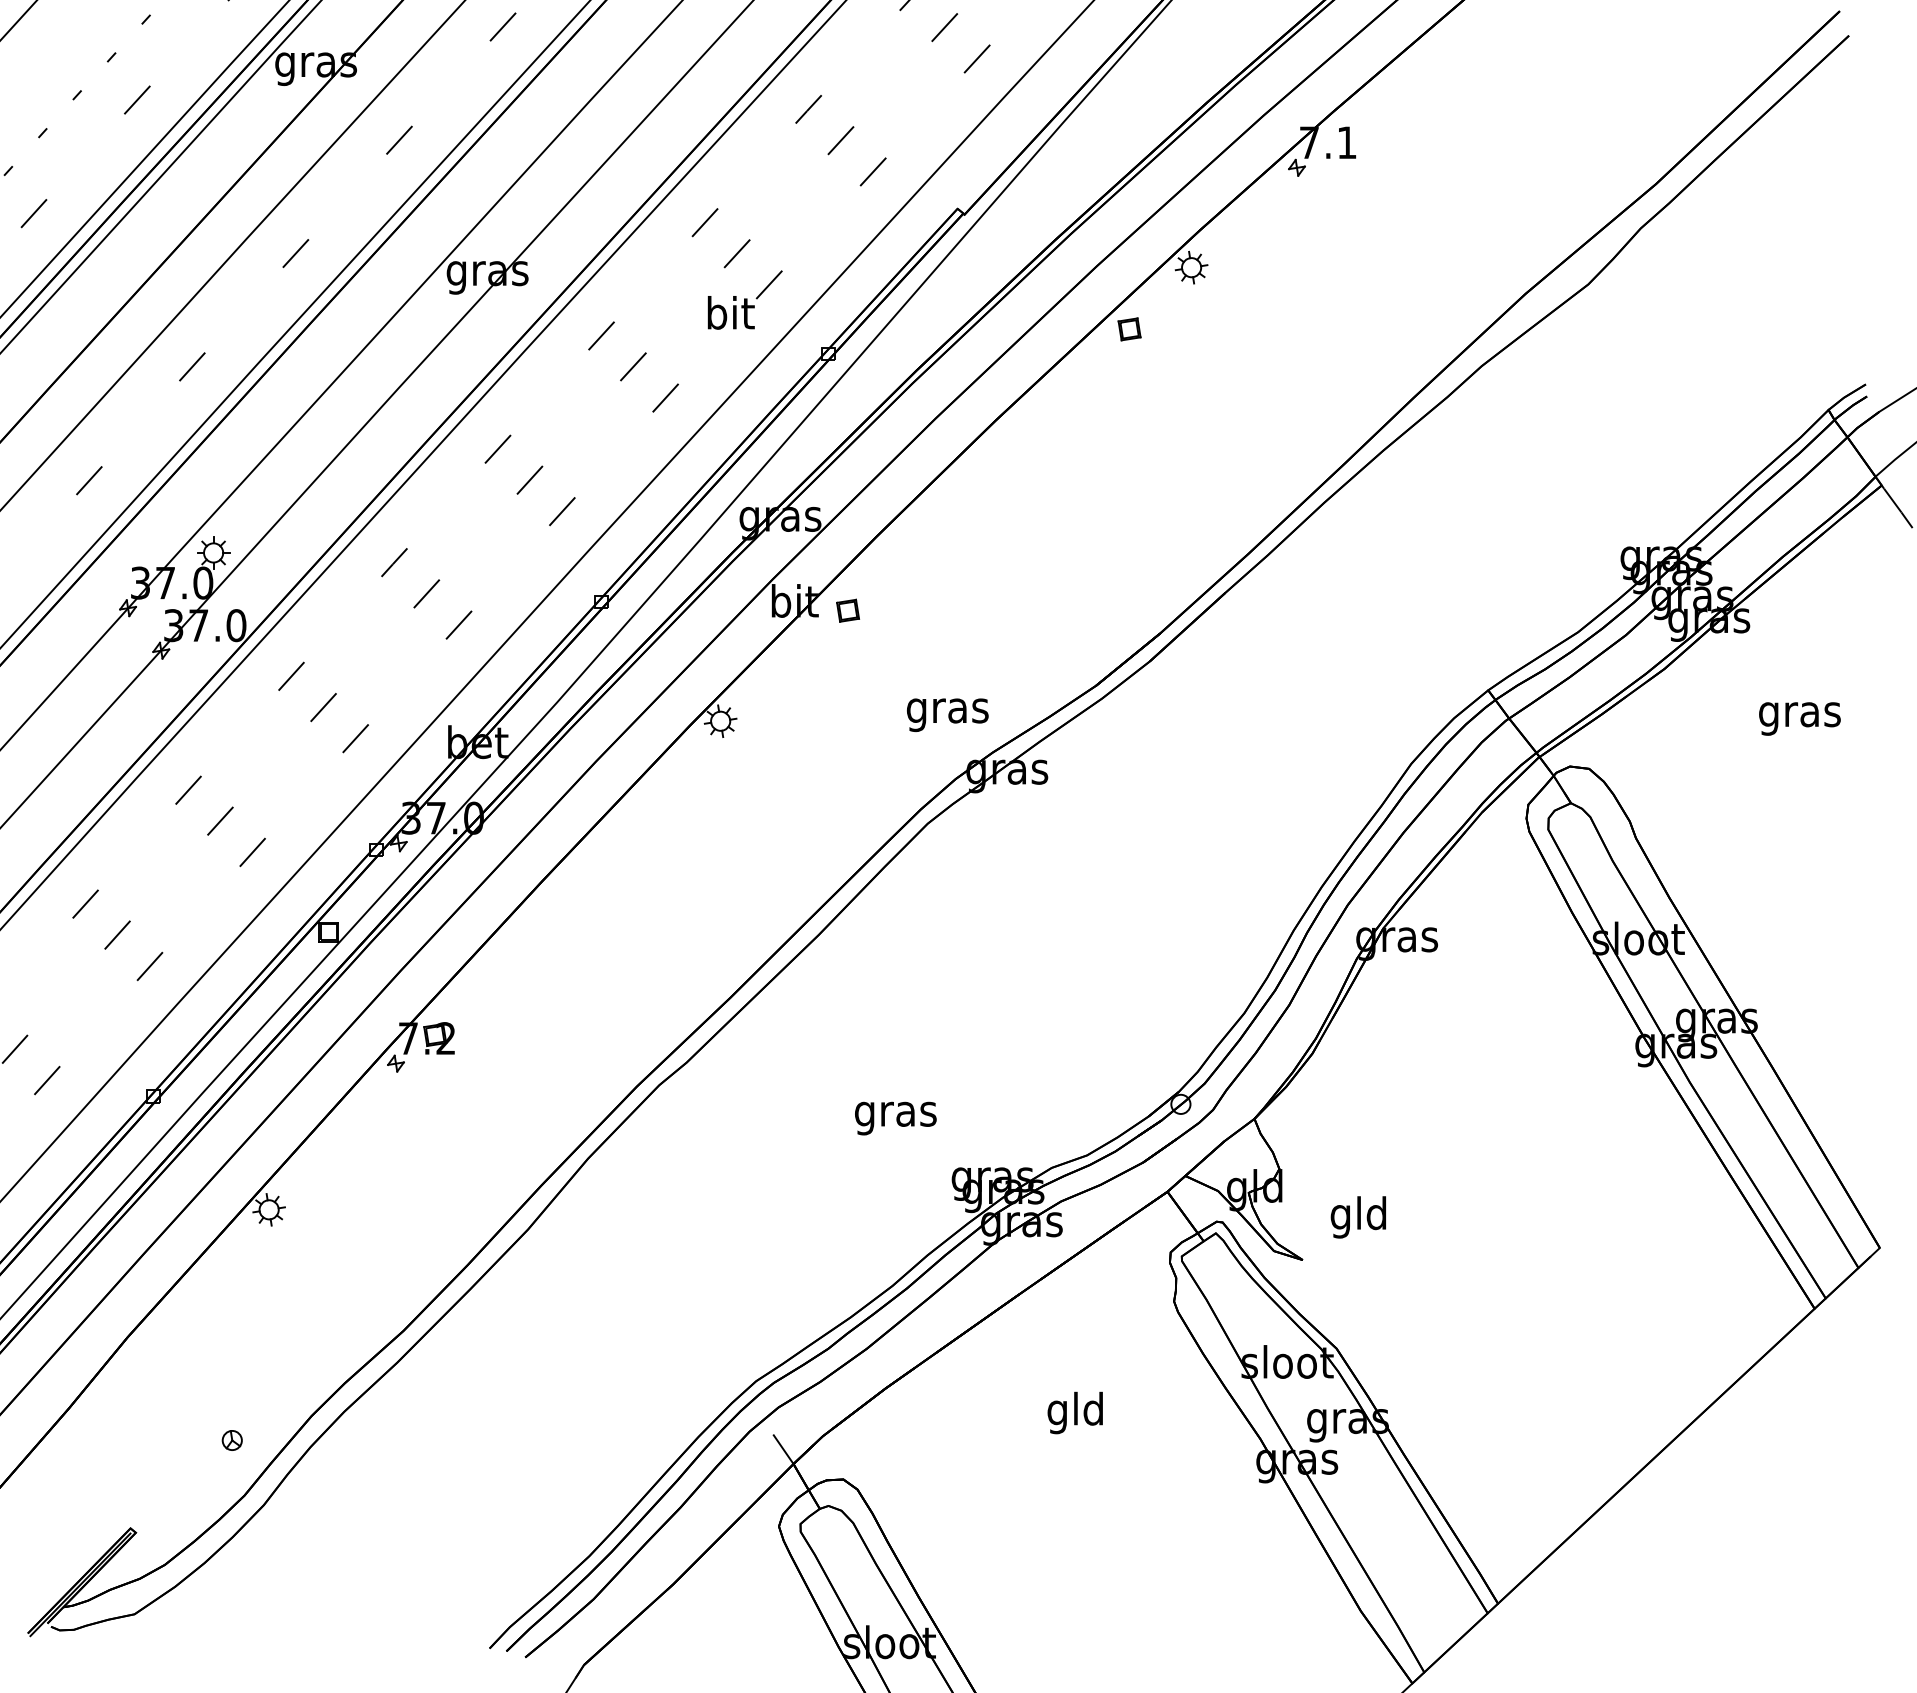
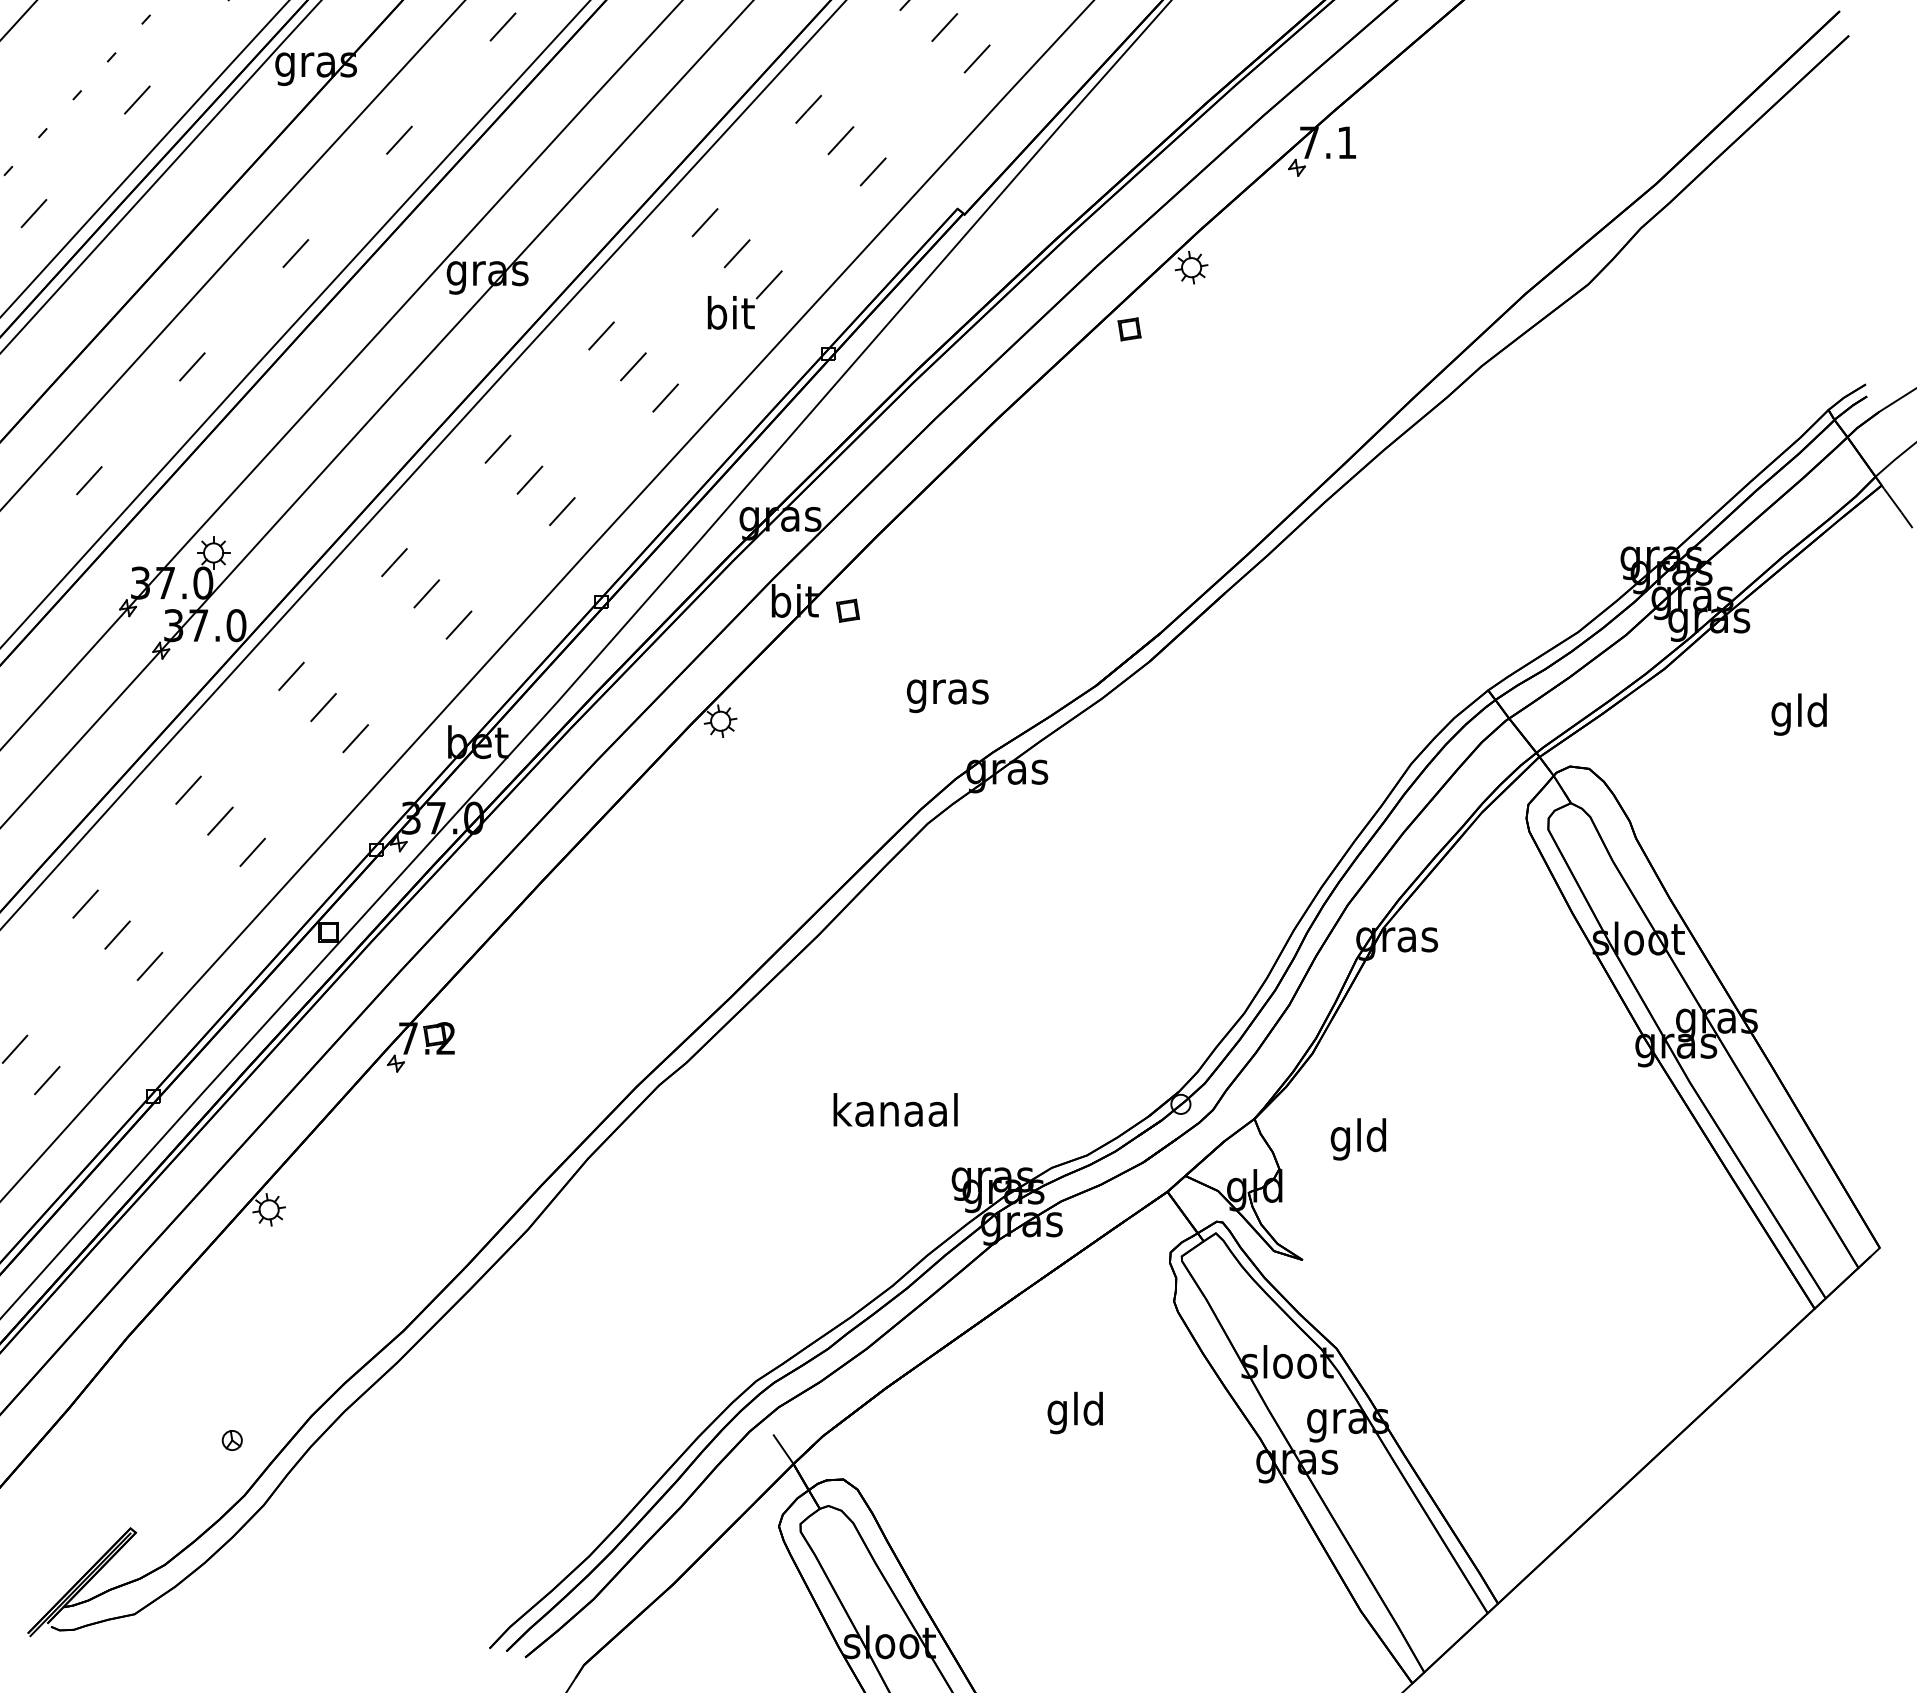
text position: (947, 714) -> (947, 695) (947, 695)
text: gras -> gld (1799, 714)
text: gras -> kanaal (895, 1114)
text position: (1357, 1217) -> (1357, 1139) (1357, 1139)
